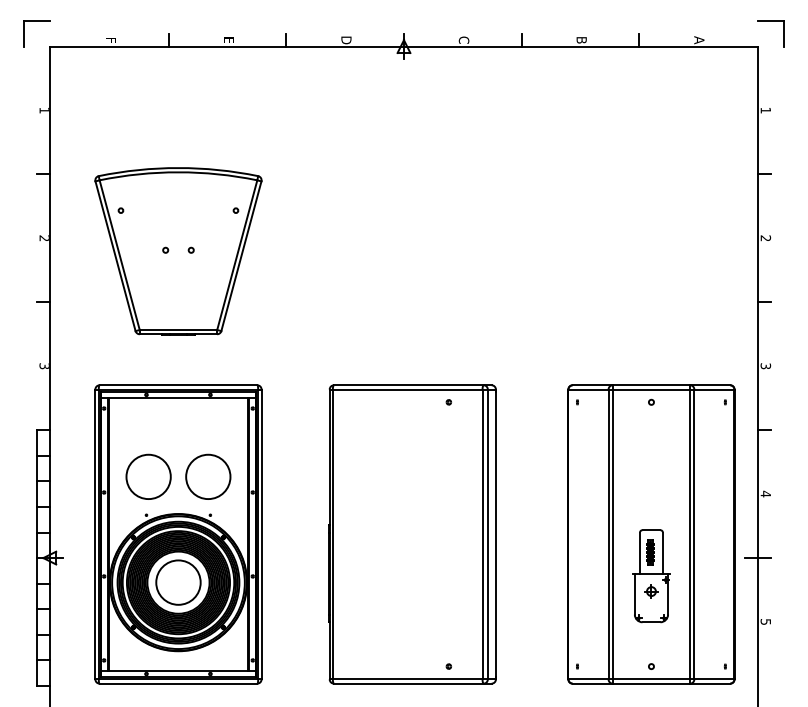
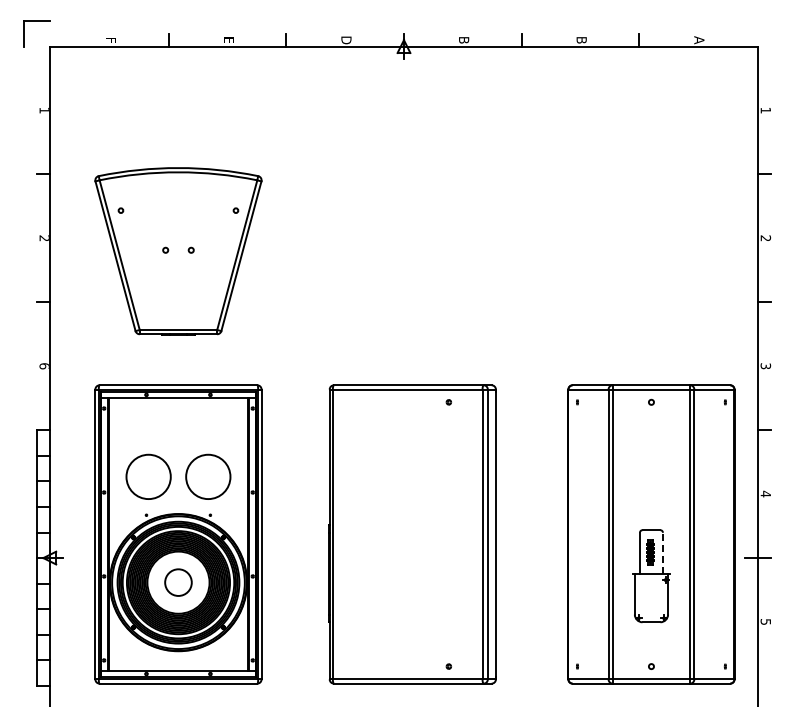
part: present -> none (770, 21)
text: C -> B (463, 39)
text: 3 -> 6 (43, 366)
line: solid -> dashed (662, 552)
circle diameter: 44 px -> 27 px (178, 582)
part: present -> none (651, 591)
